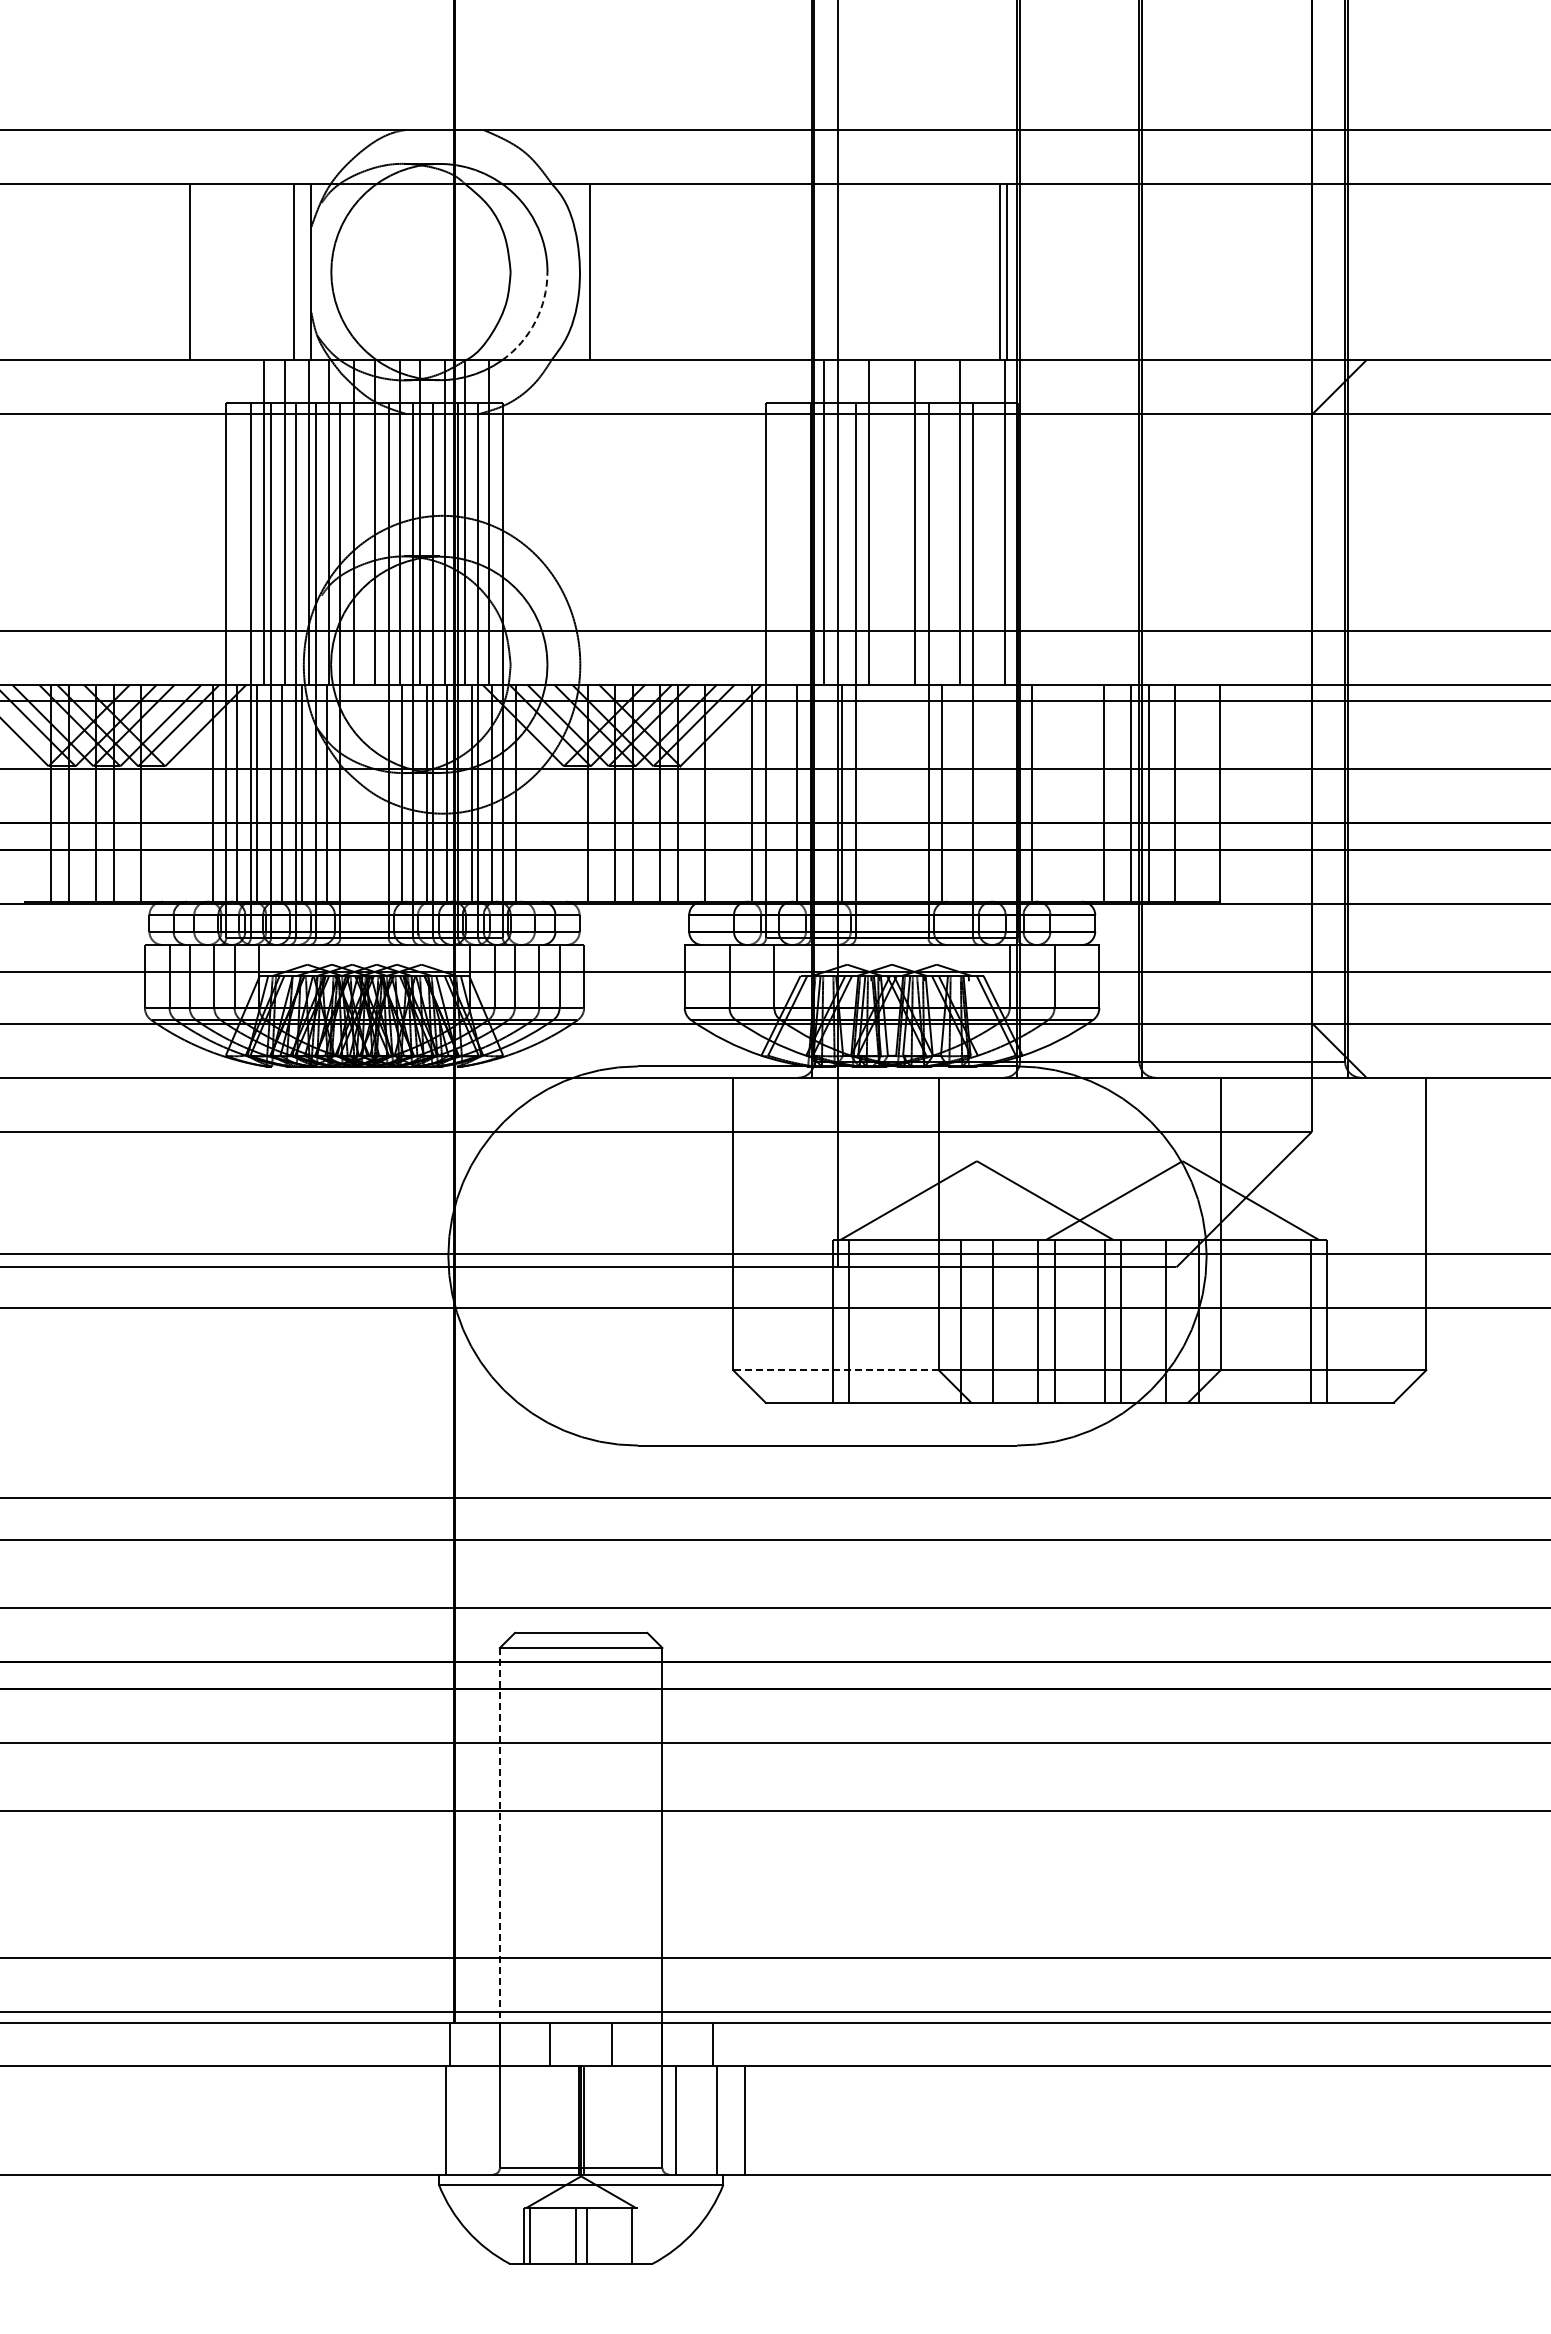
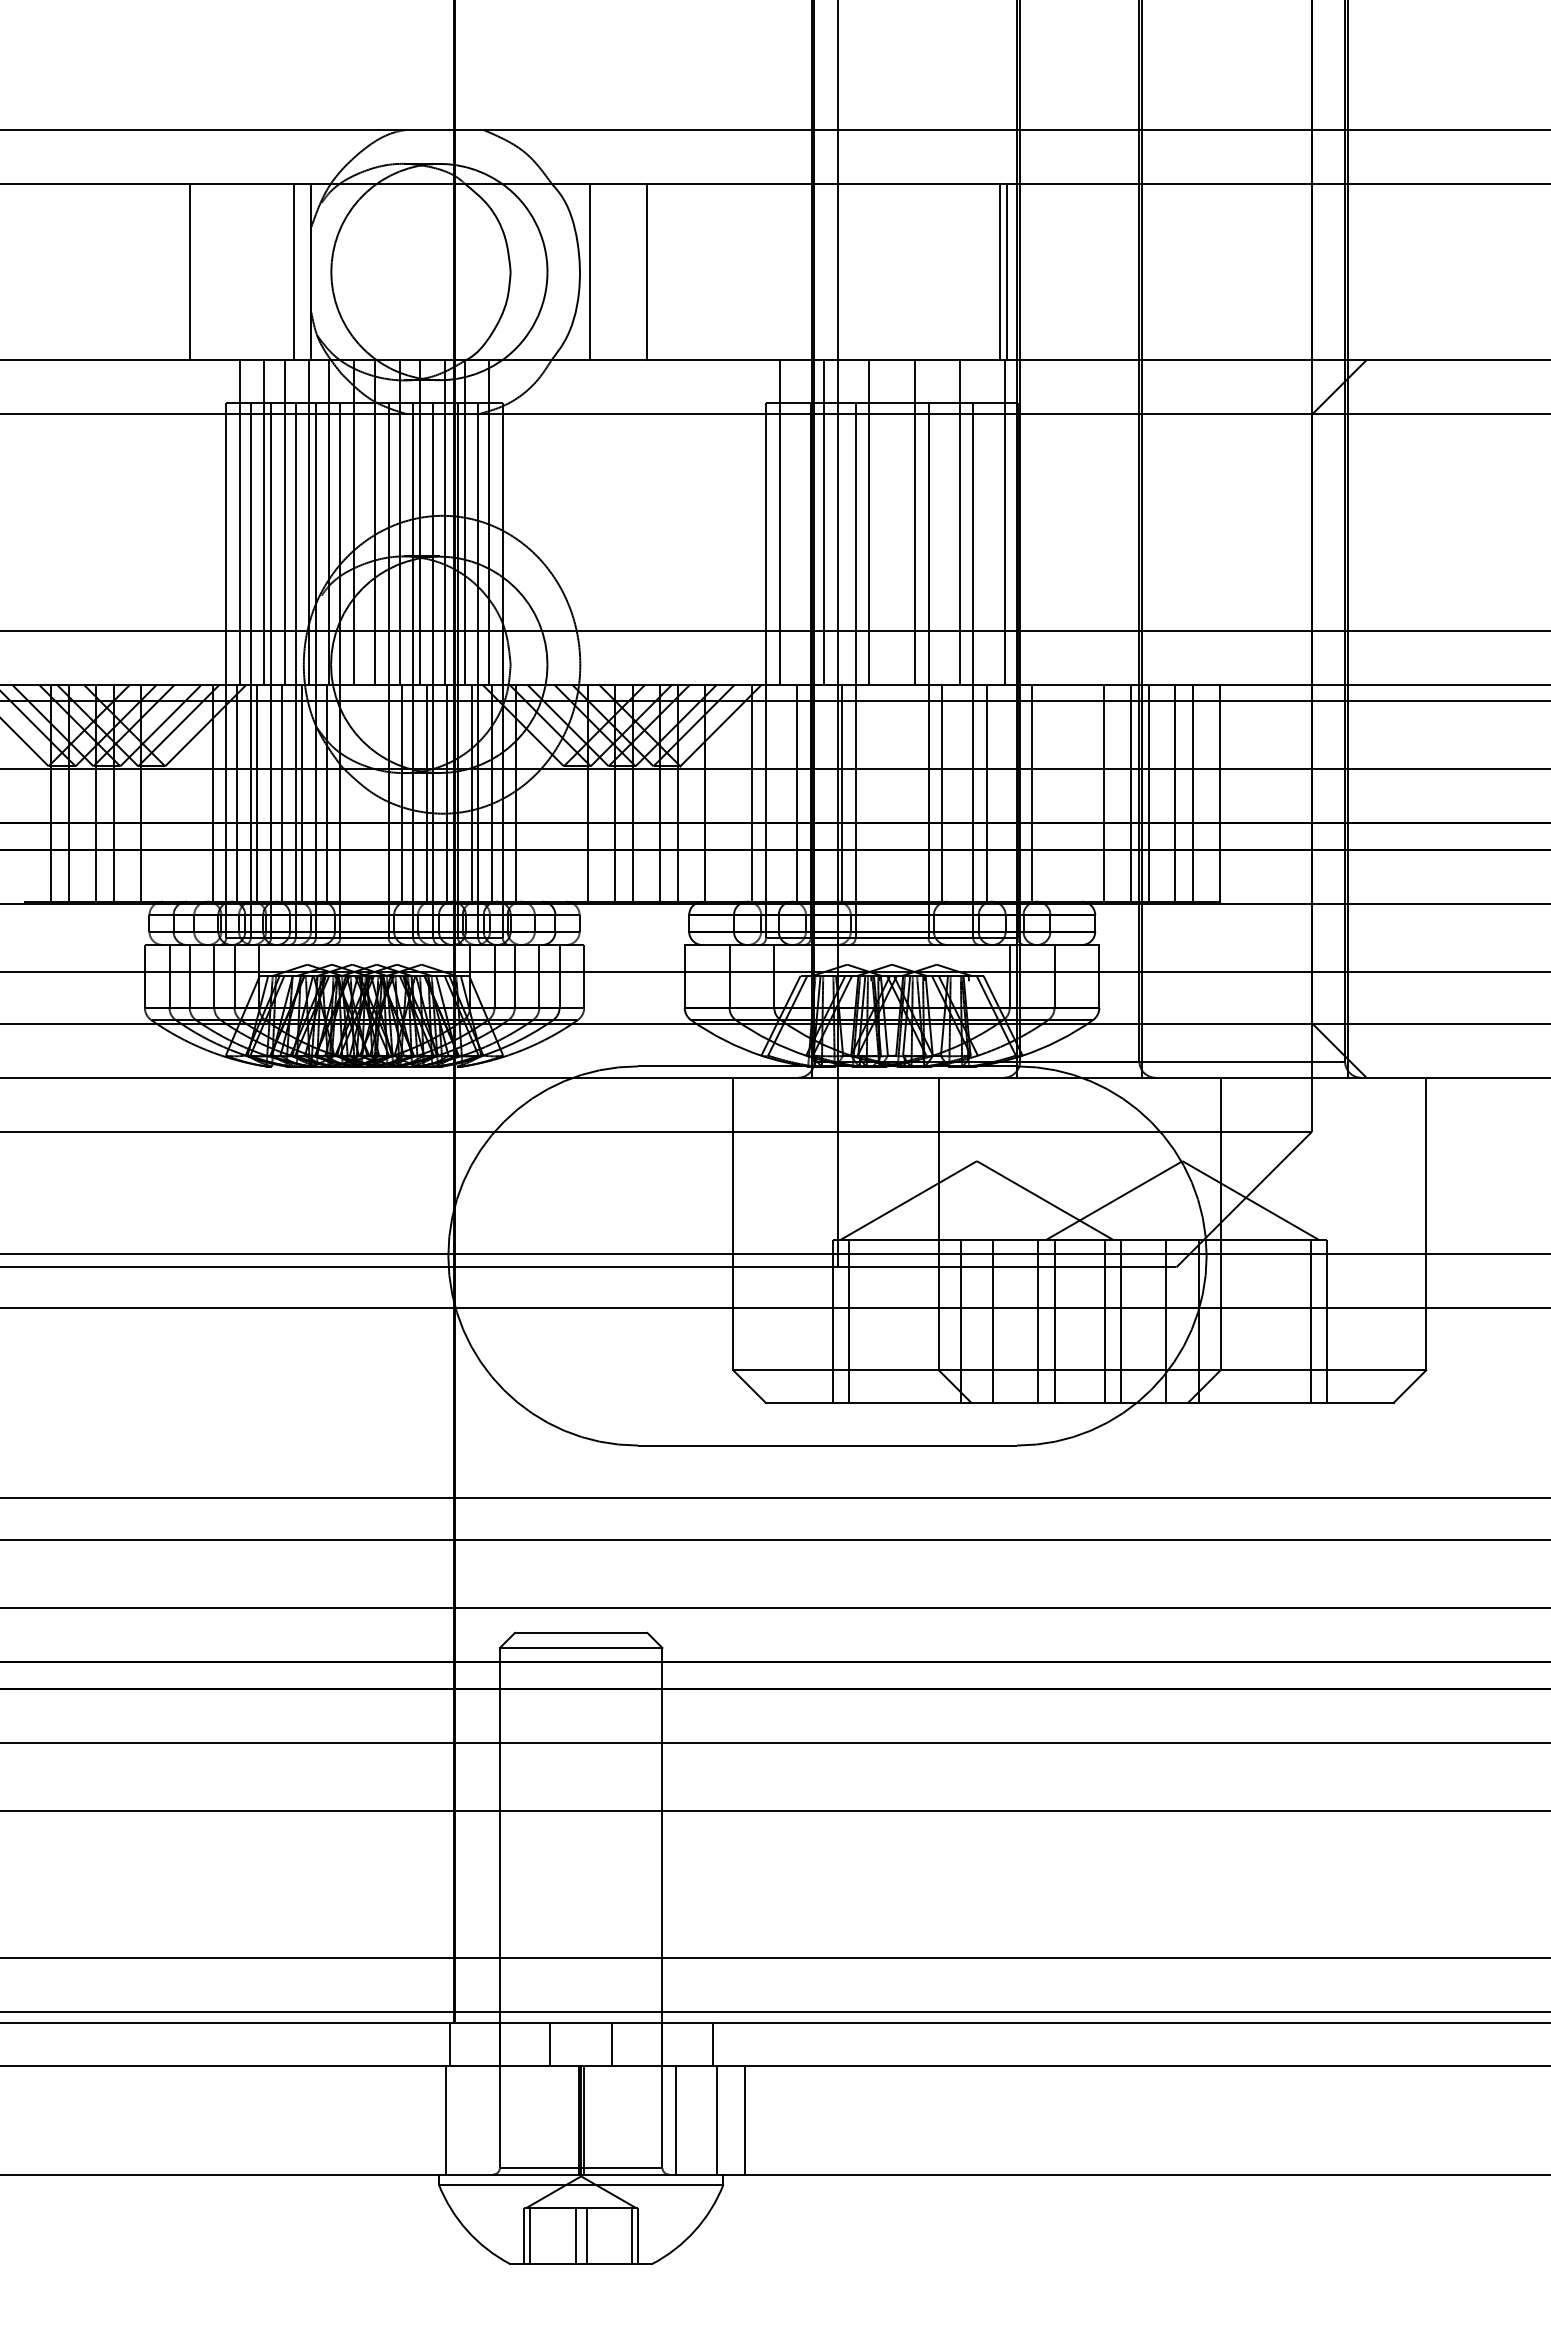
line: none -> present (647, 272)
arc: dashed -> solid (535, 321)
line: none -> present (239, 522)
line: none -> present (779, 522)
line: none -> present (986, 793)
line: none -> present (1193, 793)
line: dashed -> solid (836, 1370)
line: dashed -> solid (499, 1835)
line: none -> present (637, 2235)
